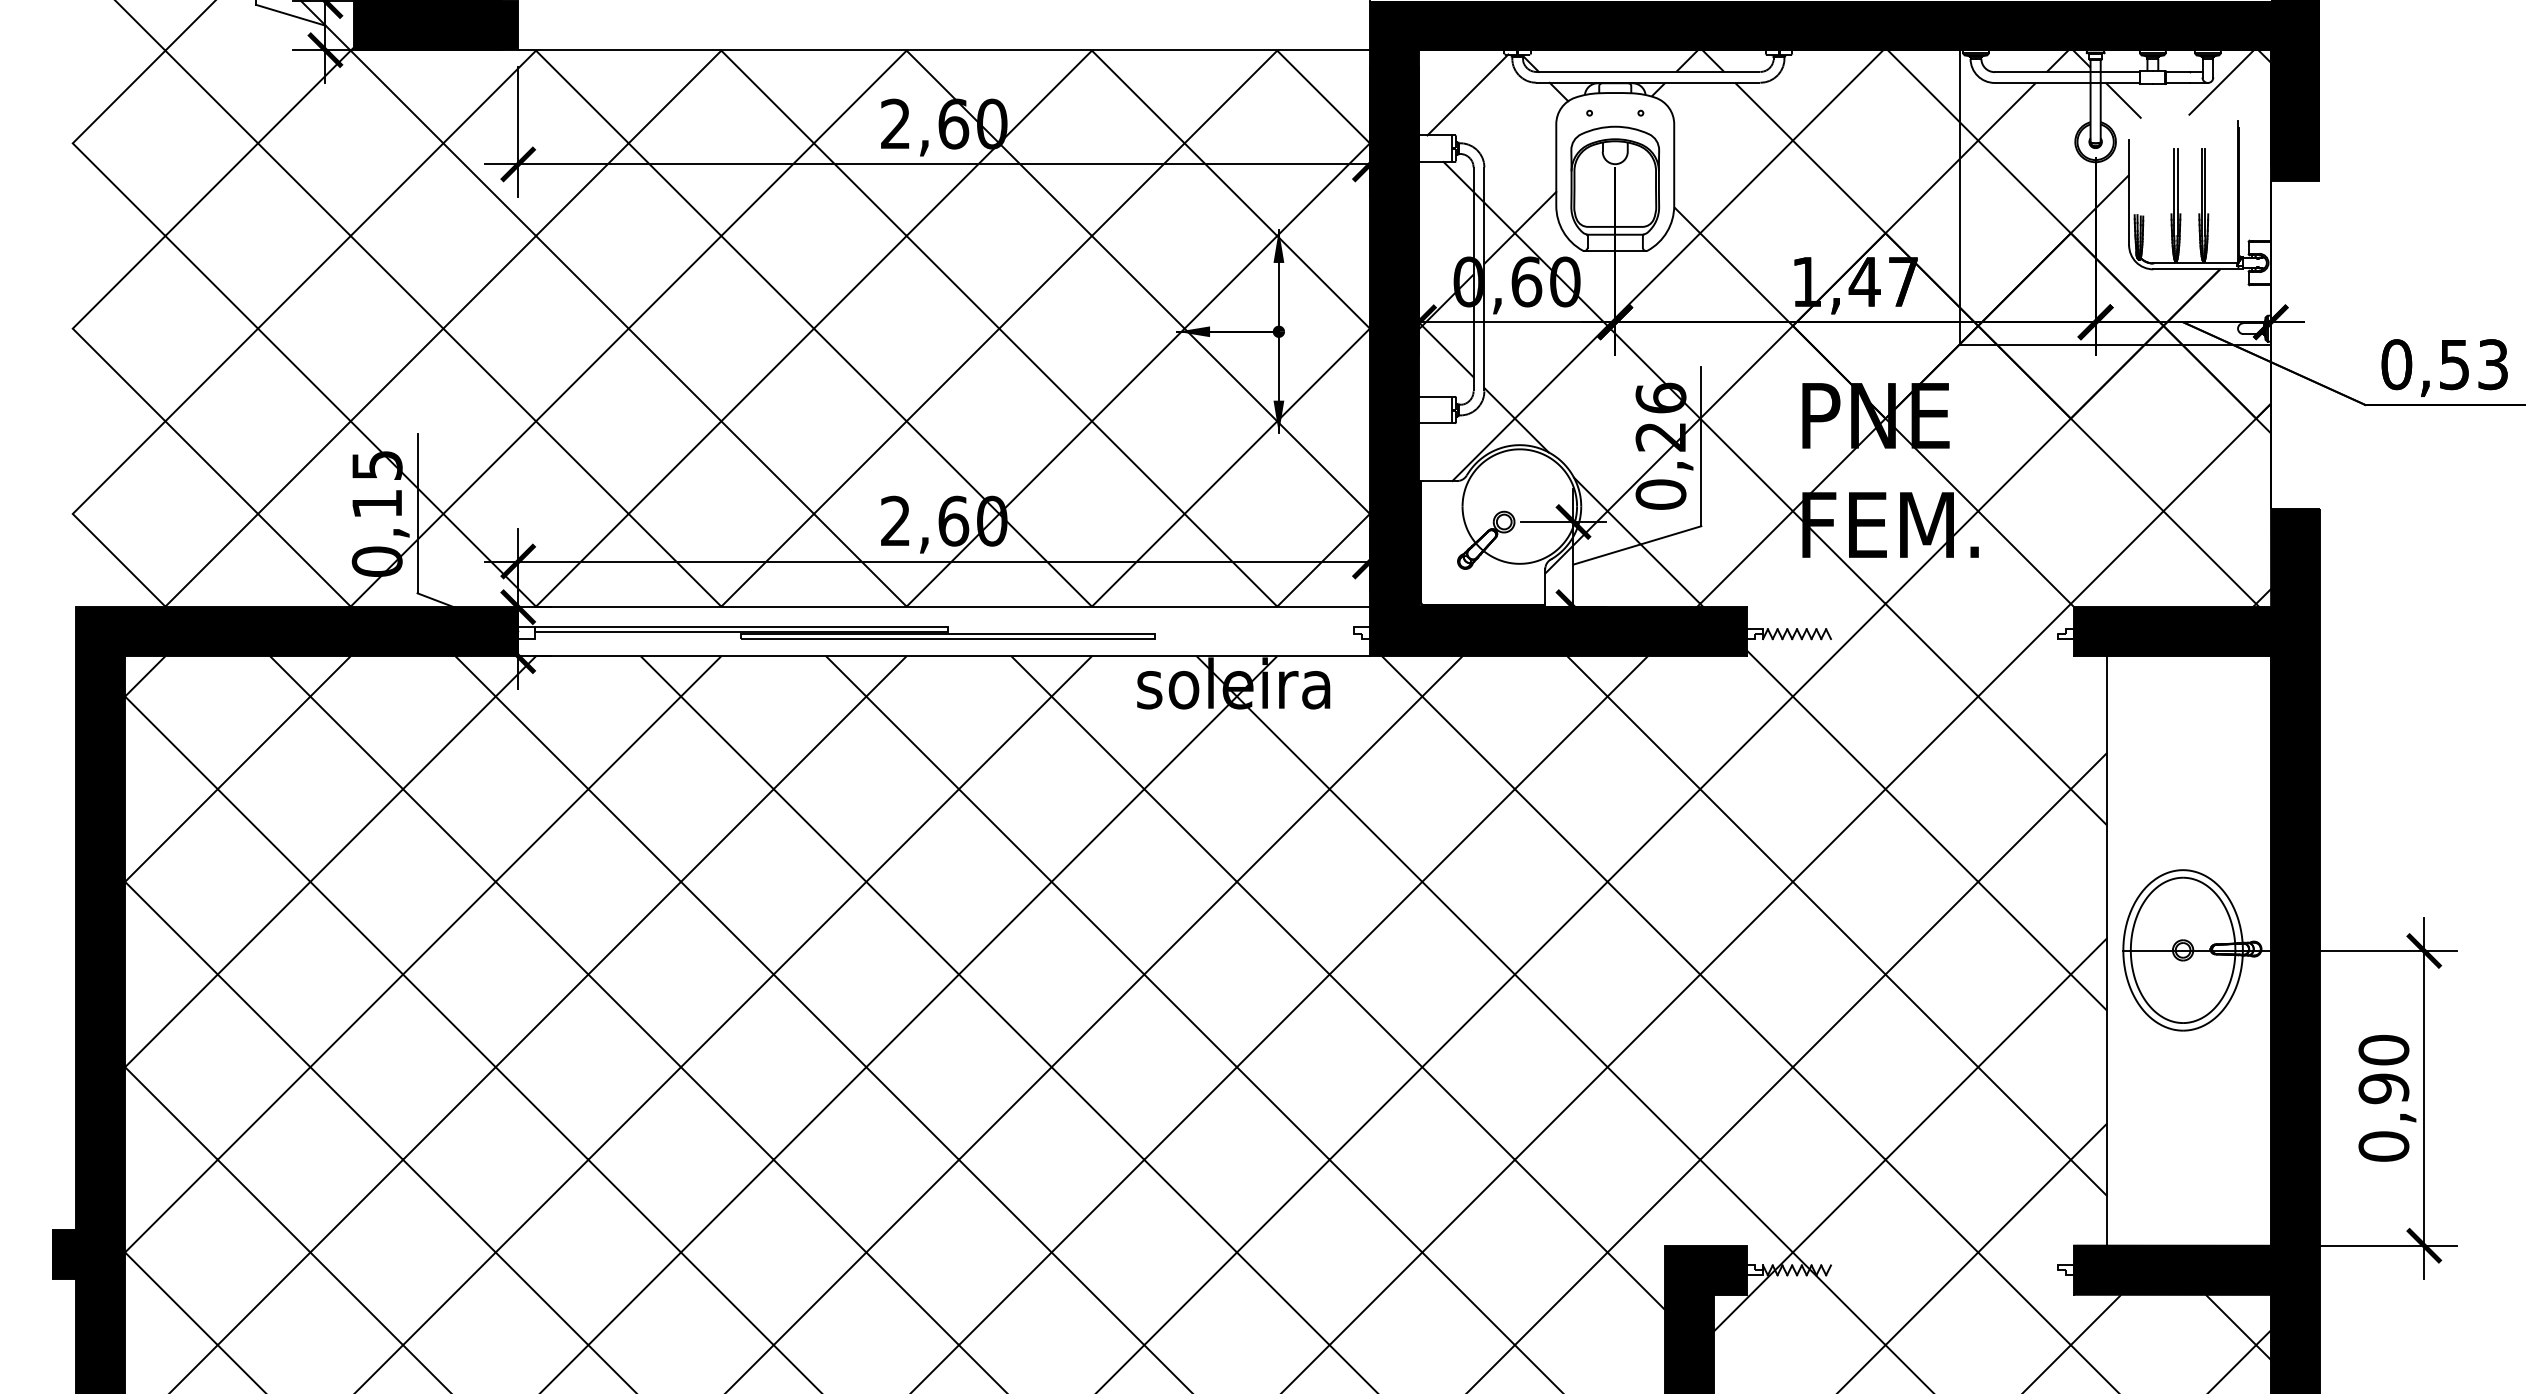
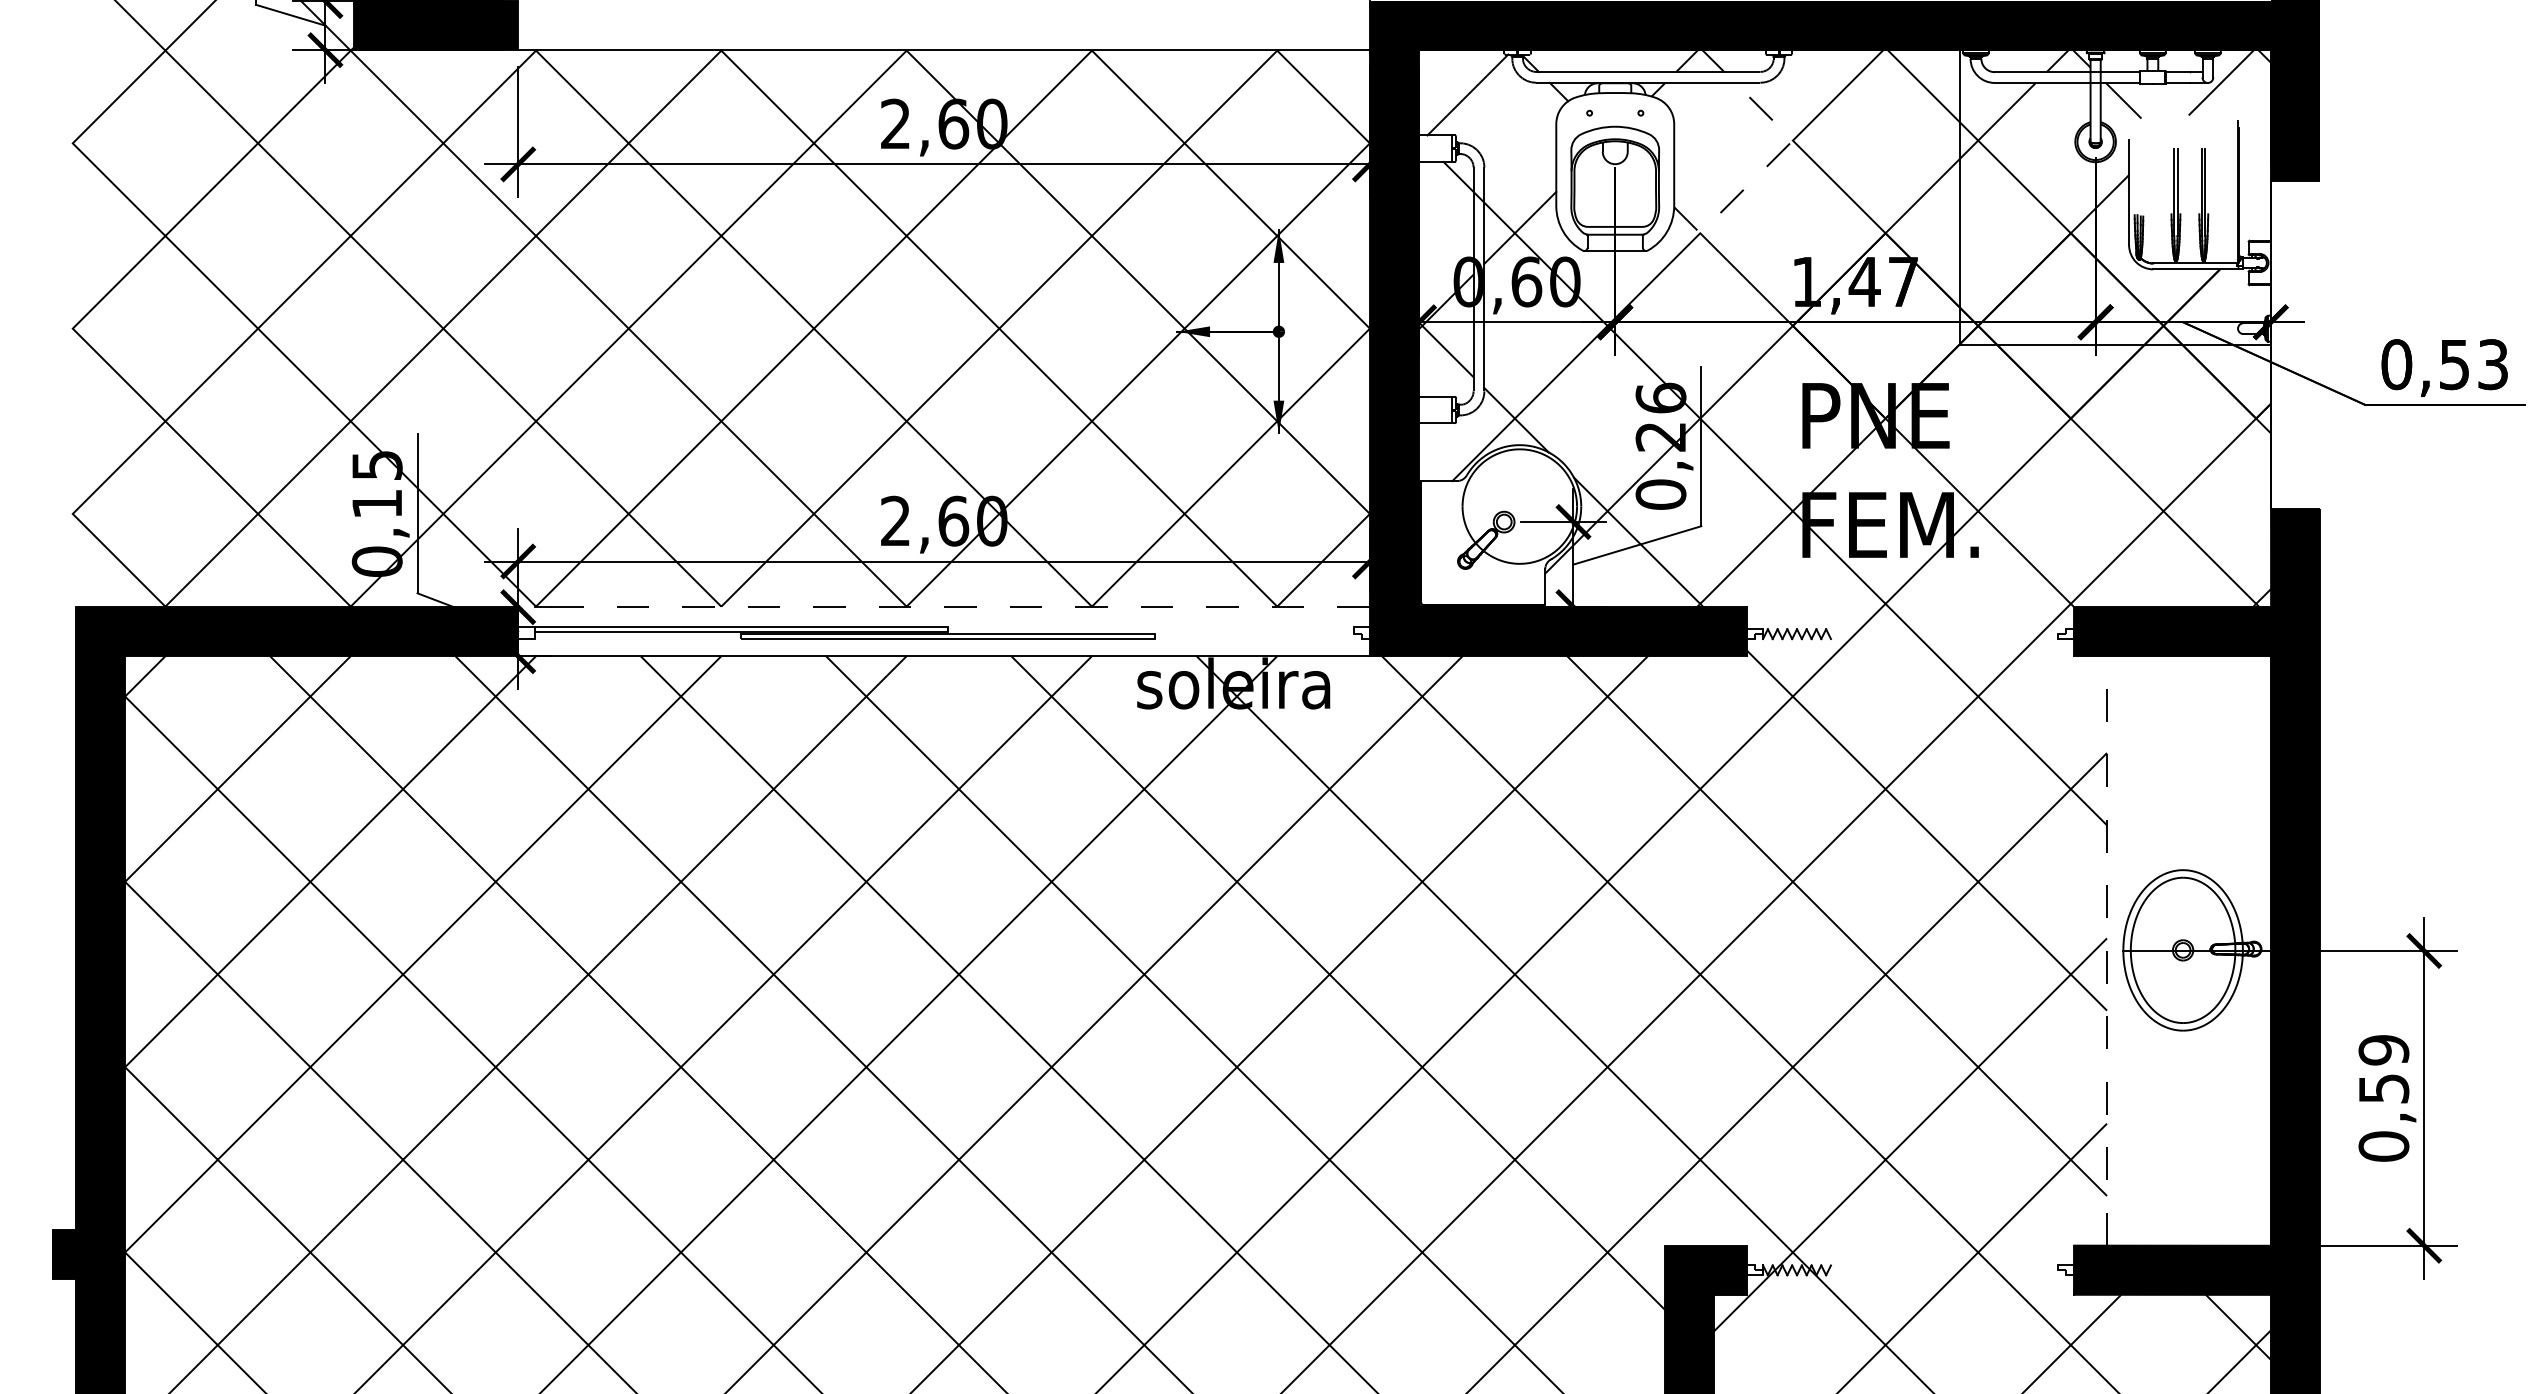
line: solid -> dashed (1762, 170)
line: solid -> dashed (944, 607)
line: solid -> dashed (2107, 950)
text: 0,90 -> 0,59 (2383, 1069)
